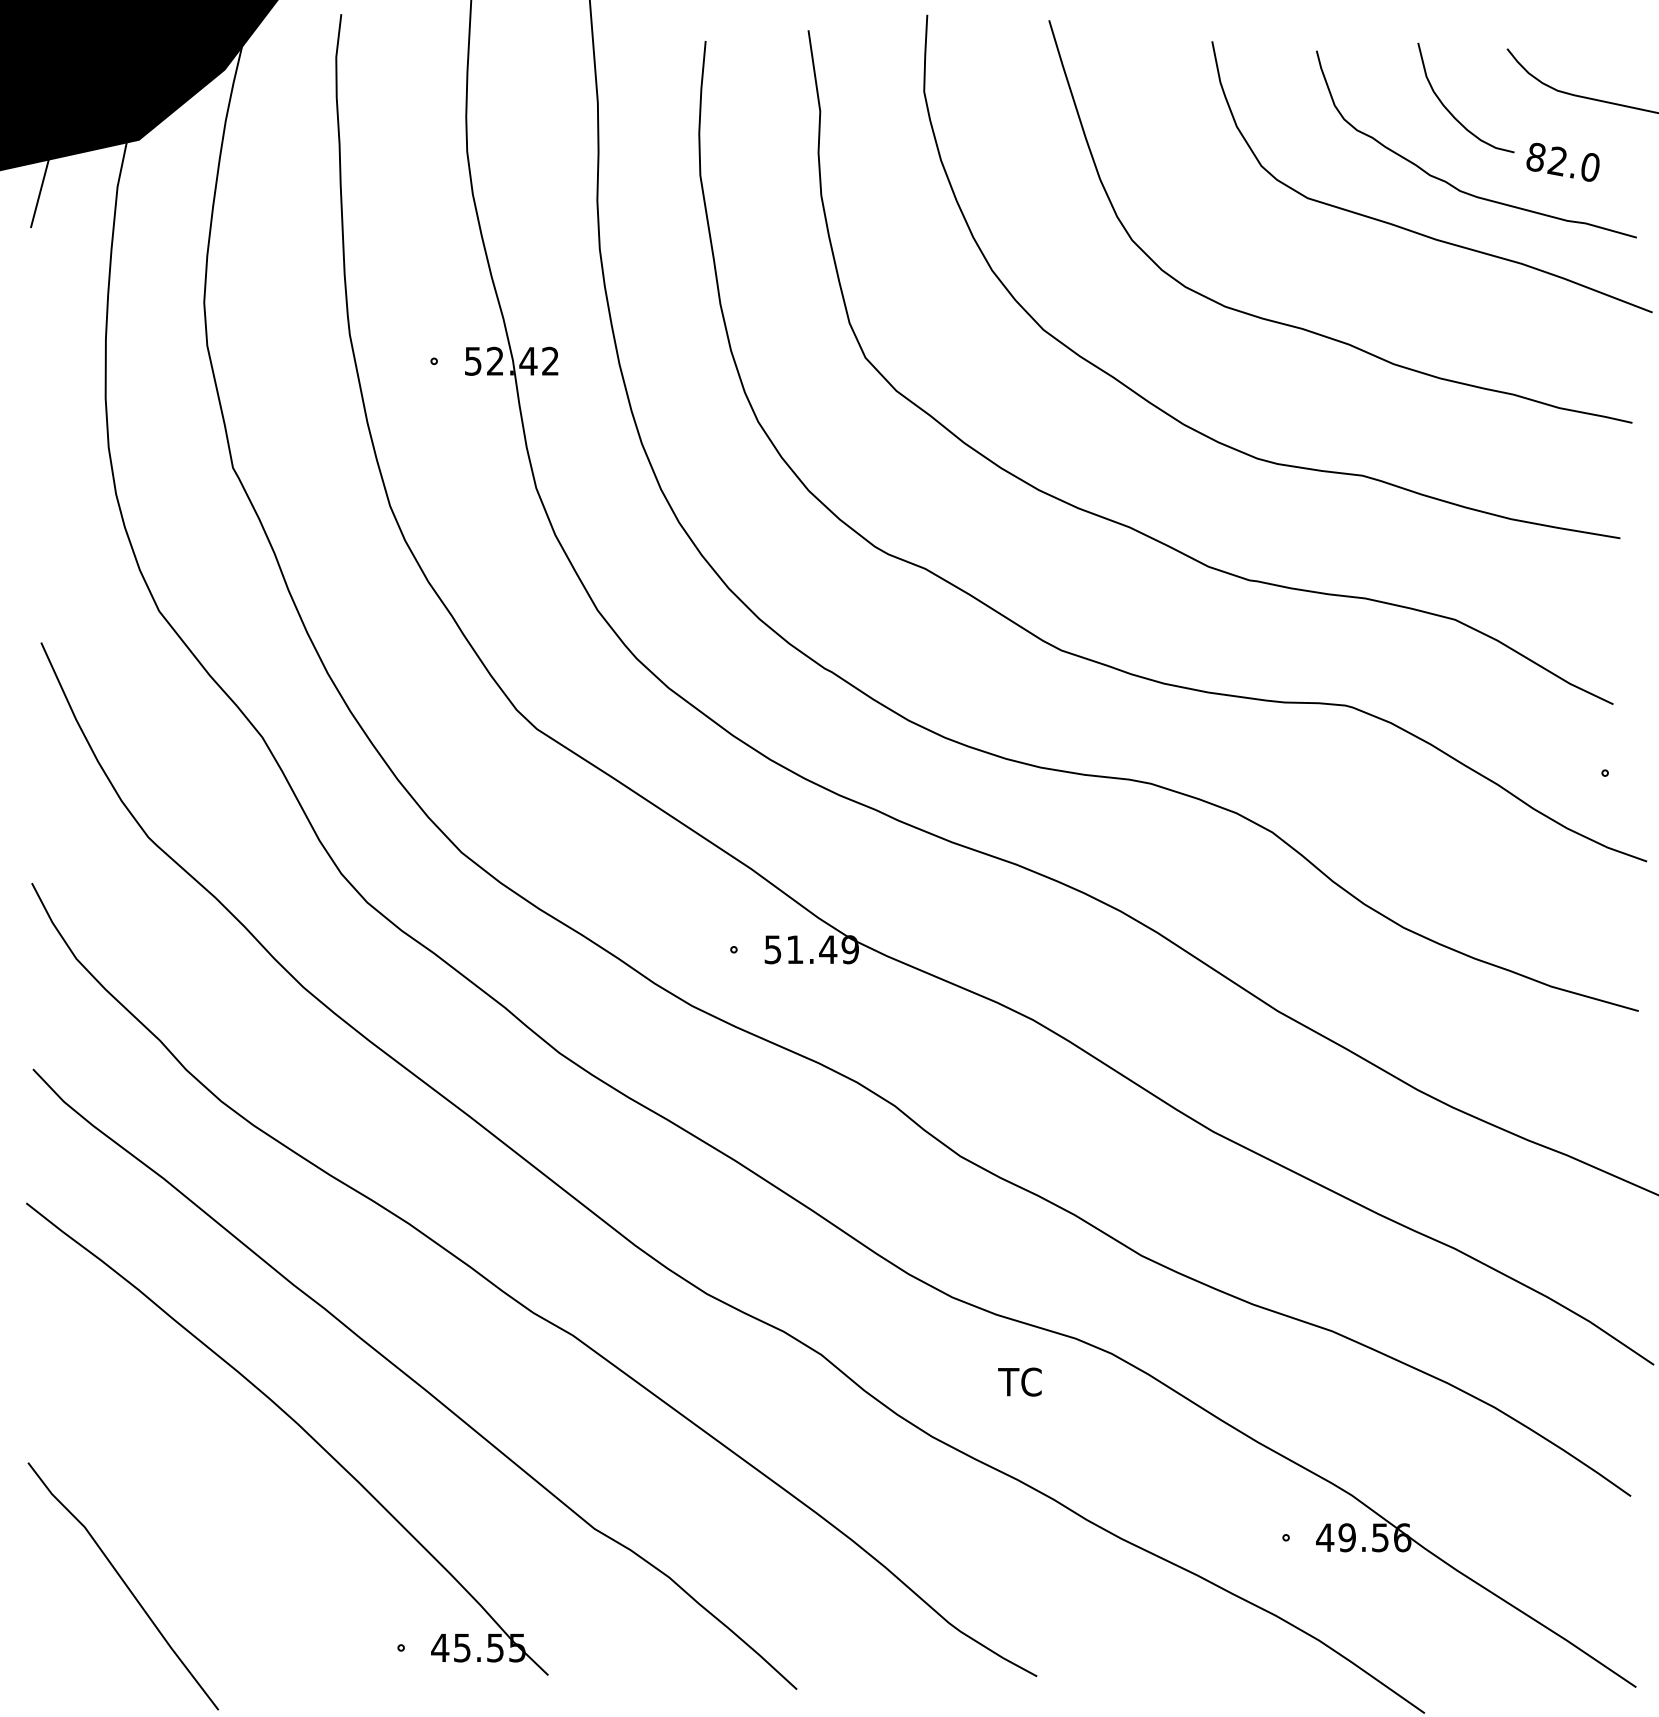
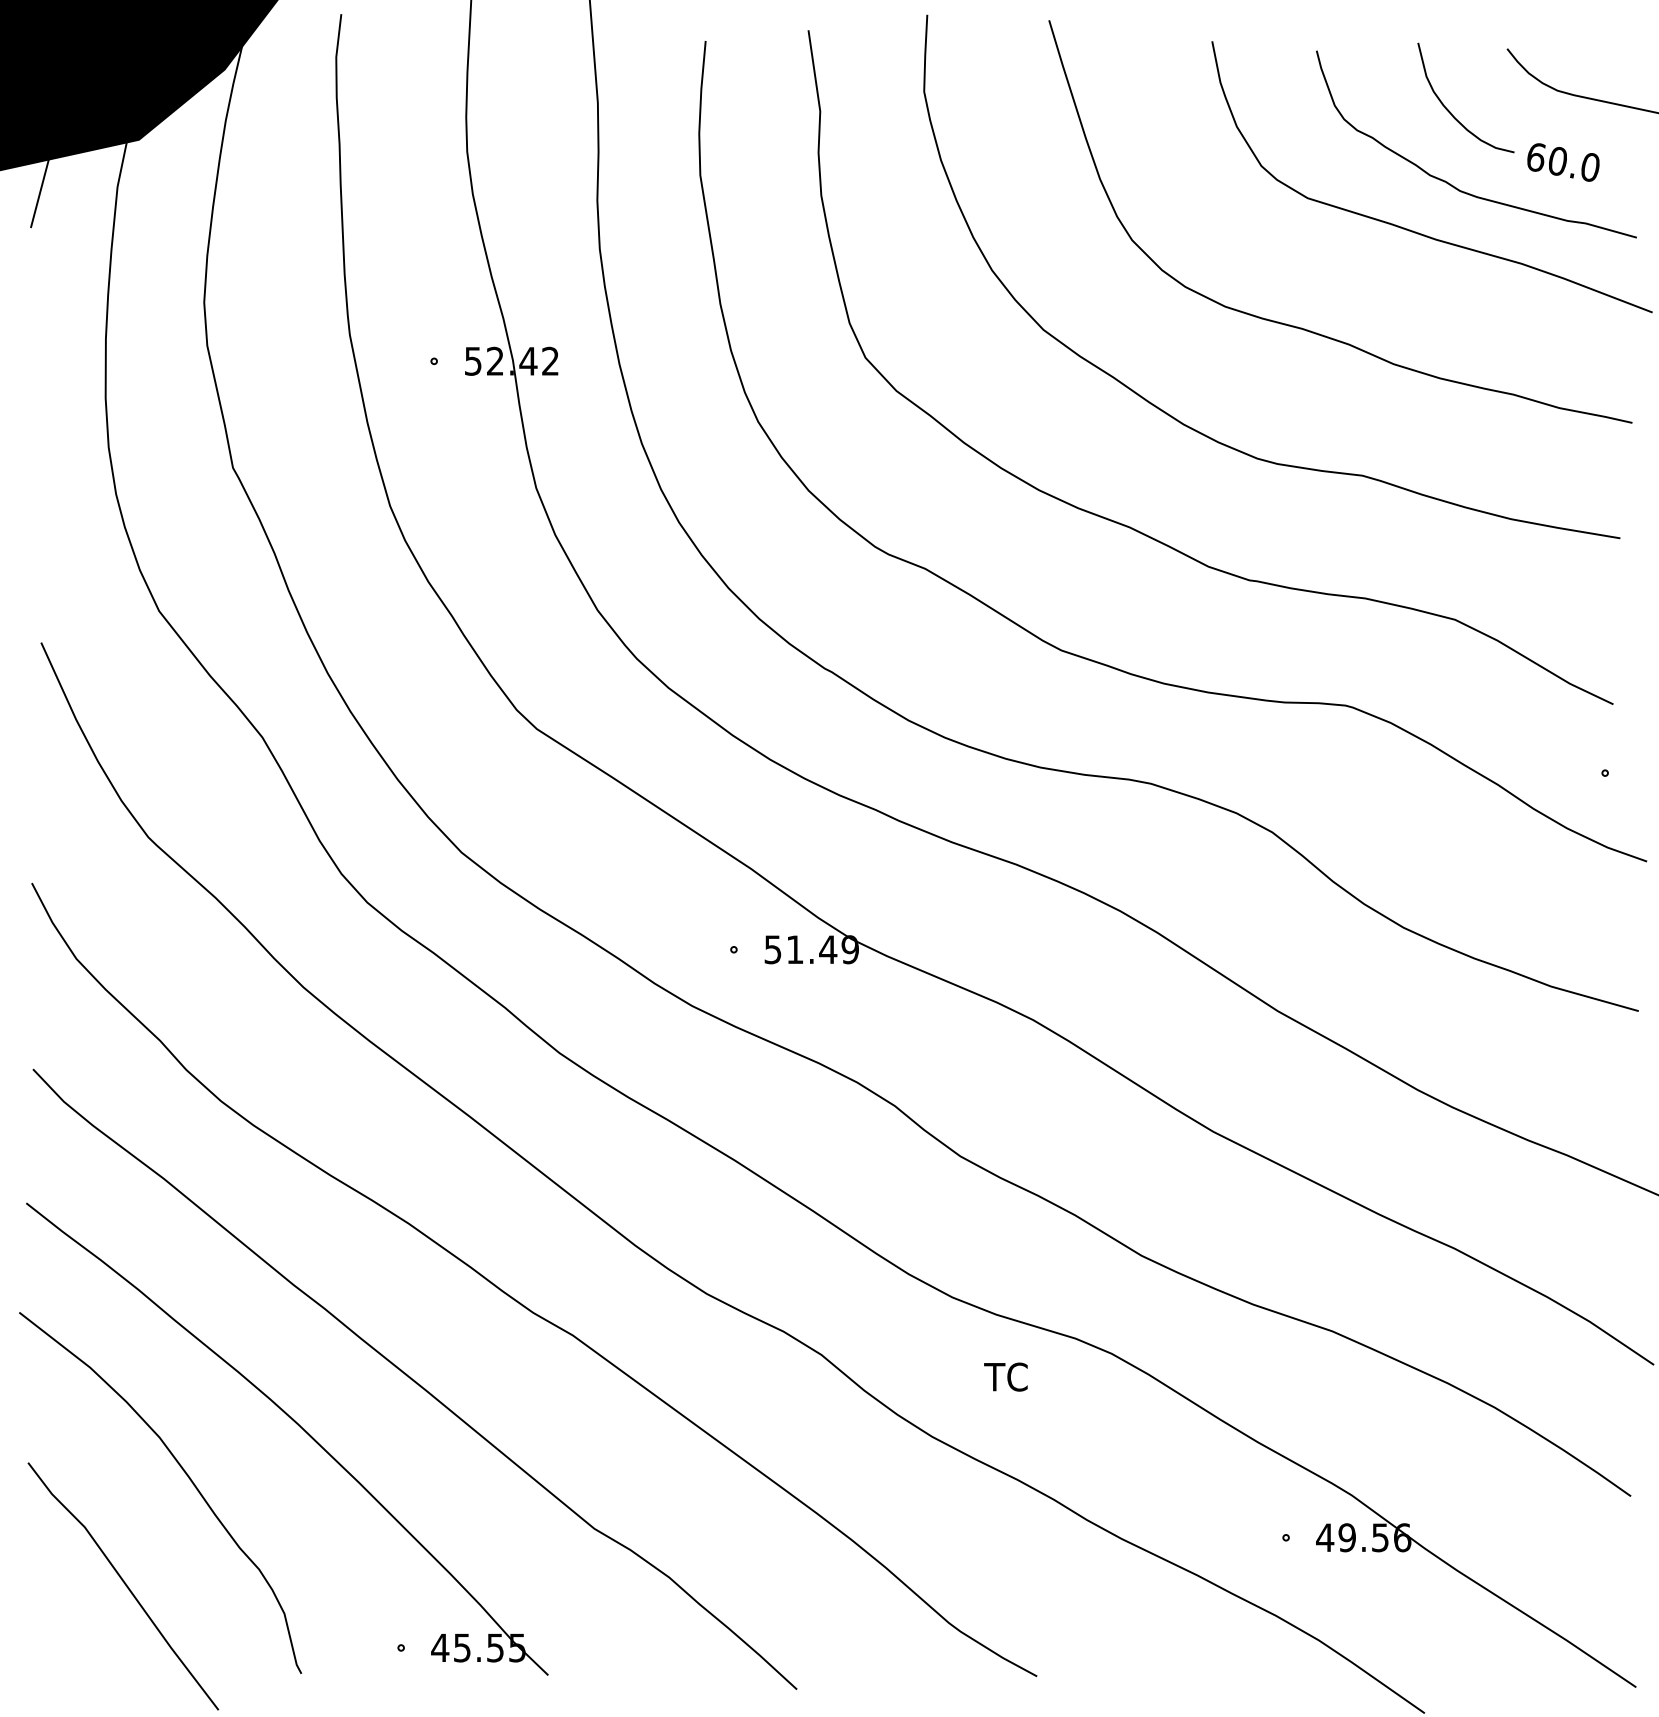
text: 82.0 -> 60.0 (1546, 159)
text position: (1019, 1381) -> (1005, 1376) (1005, 1376)
curve: none -> present (185, 1474)
